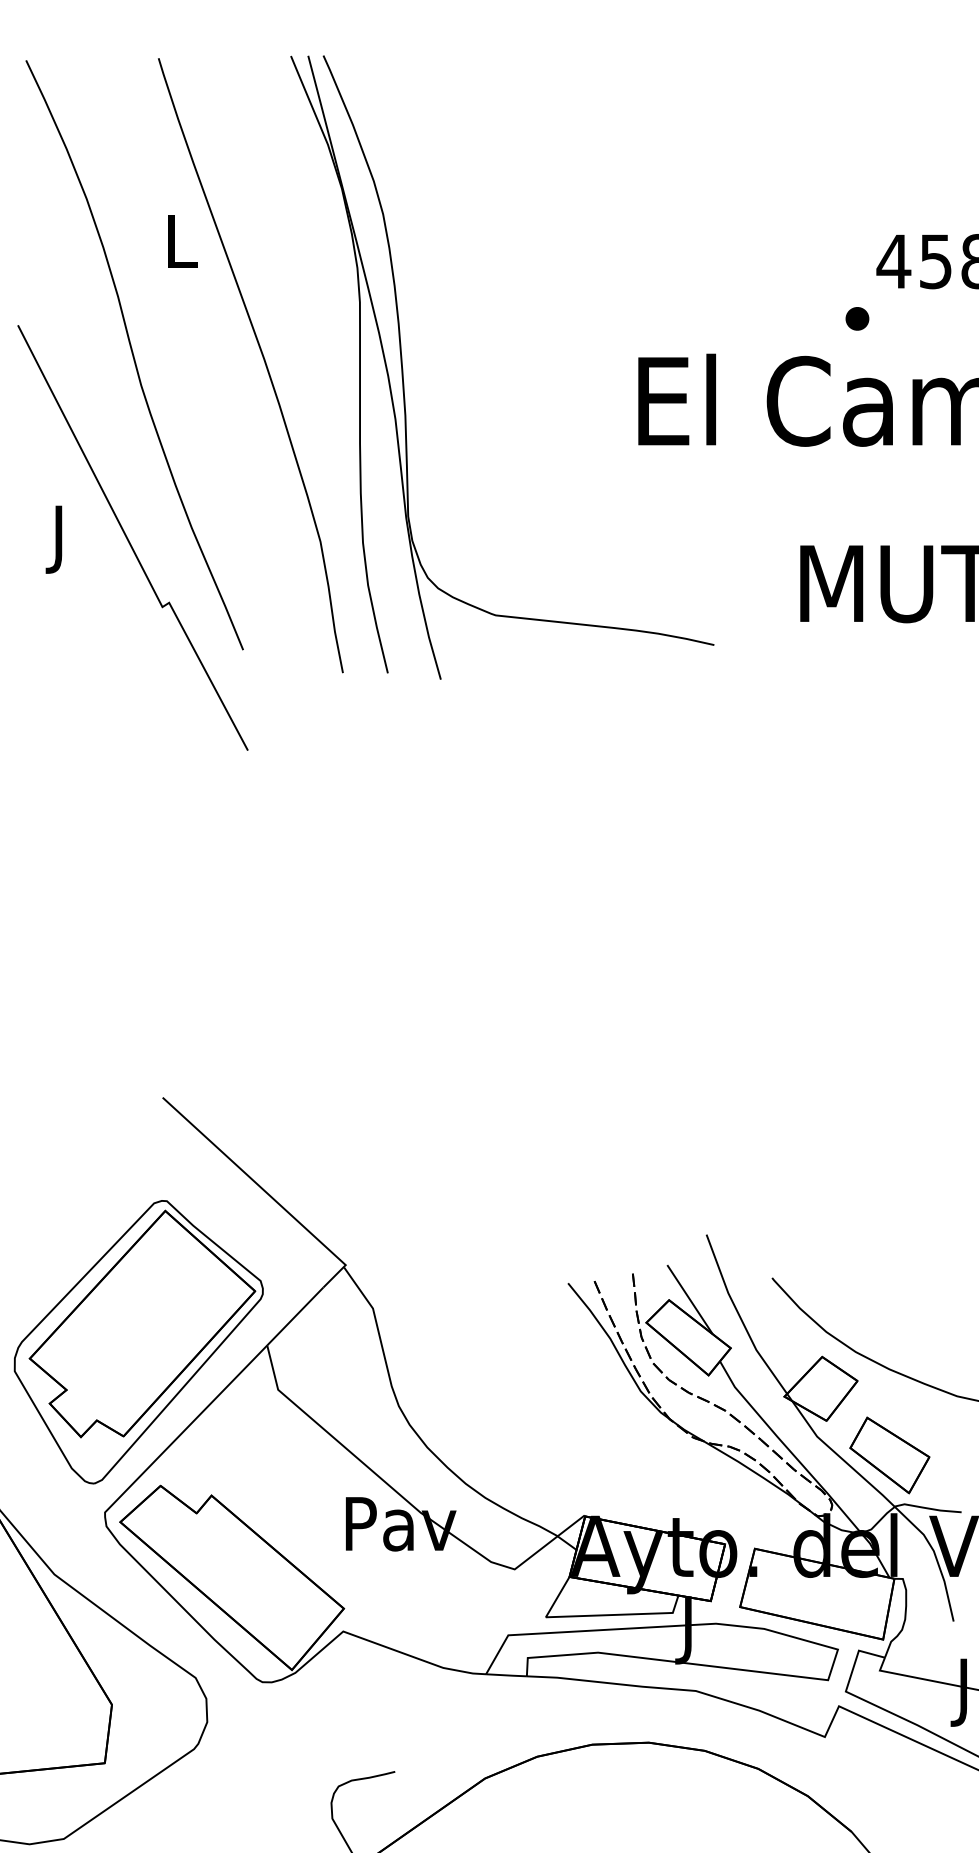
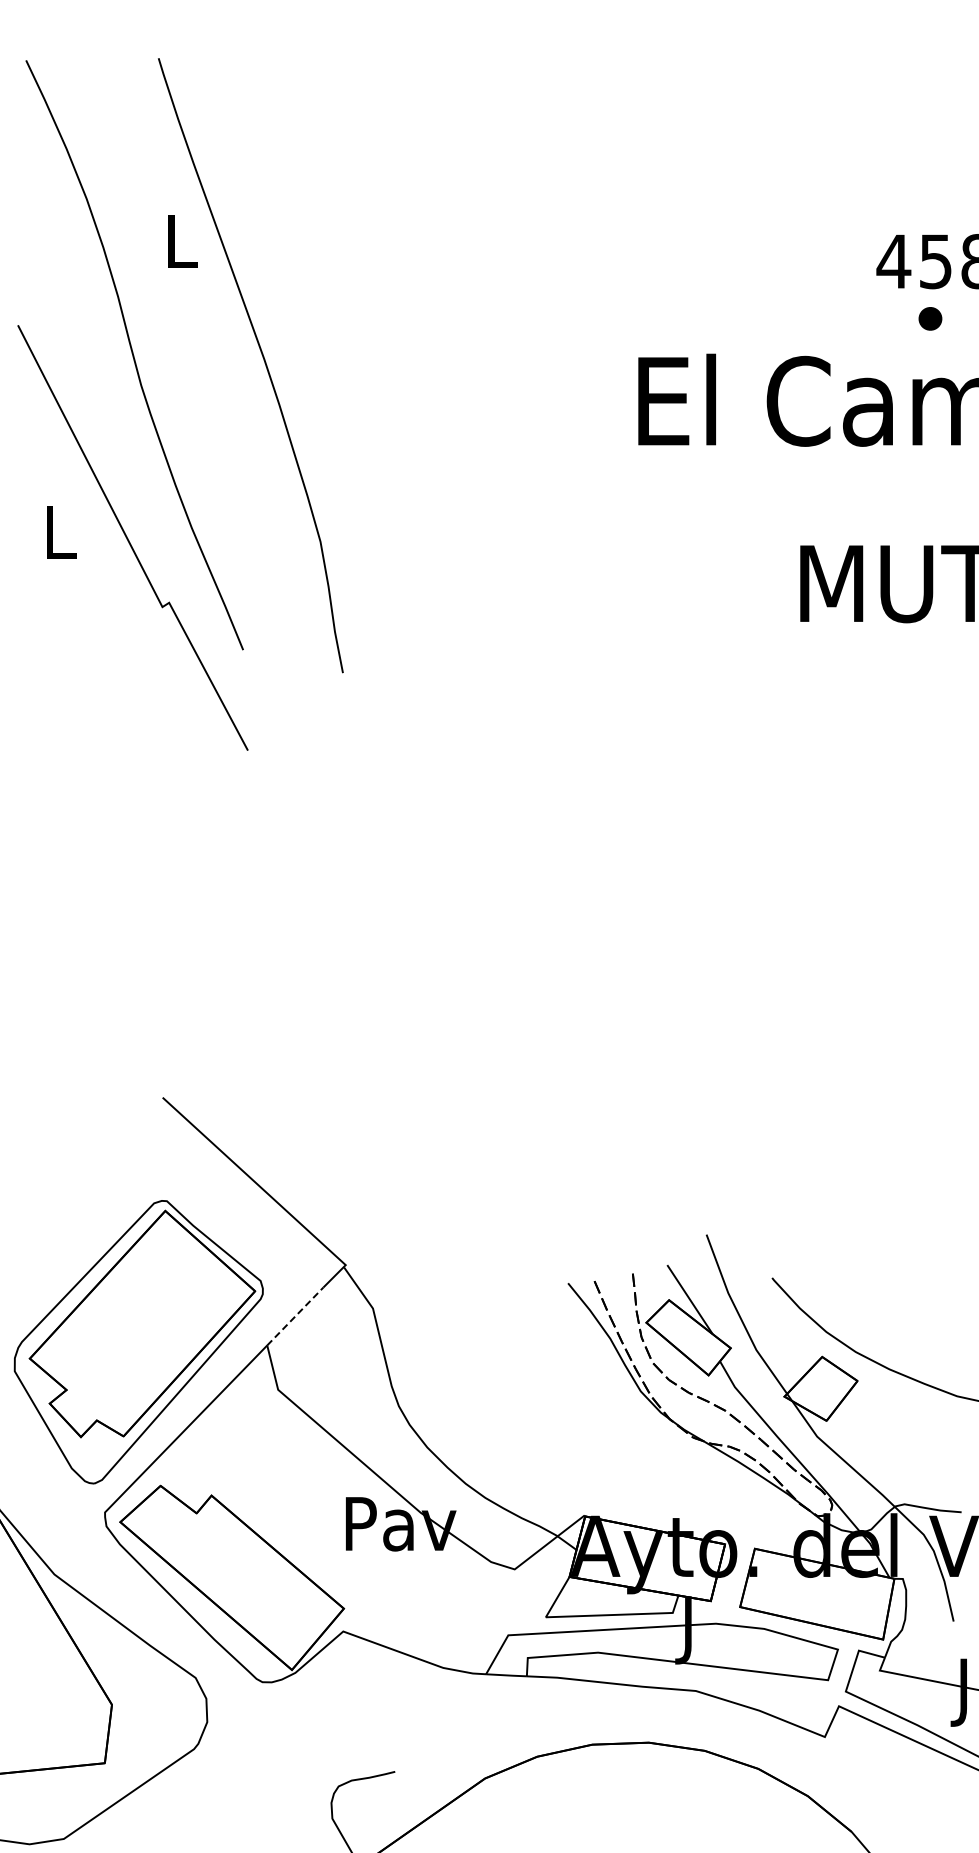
part position: (857, 318) -> (930, 318) (930, 318)
part: present -> none (403, 368)
text: J -> L (60, 539)
line: solid -> dashed (295, 1316)
part: present -> none (889, 1455)
